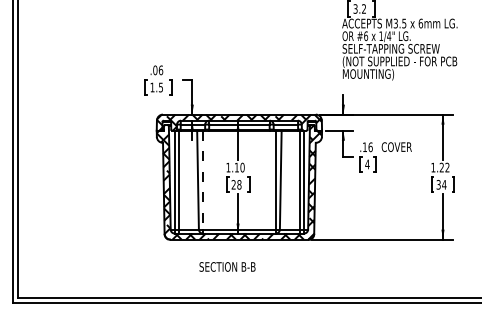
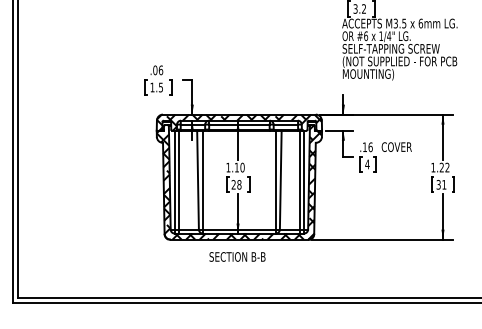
line: dashed -> solid (203, 180)
text: 34 -> 31 (444, 184)
text position: (227, 266) -> (237, 256) (237, 256)
